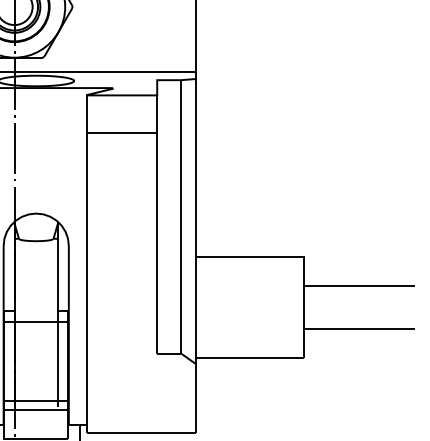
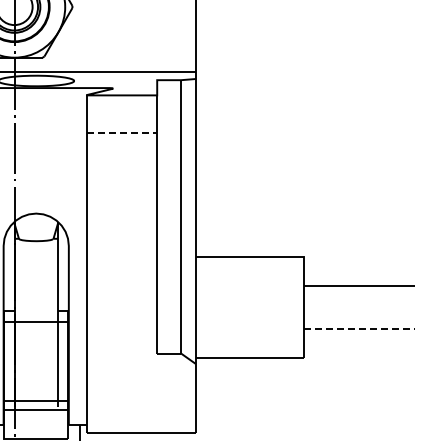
line: solid -> dashed (122, 133)
line: solid -> dashed (360, 329)
